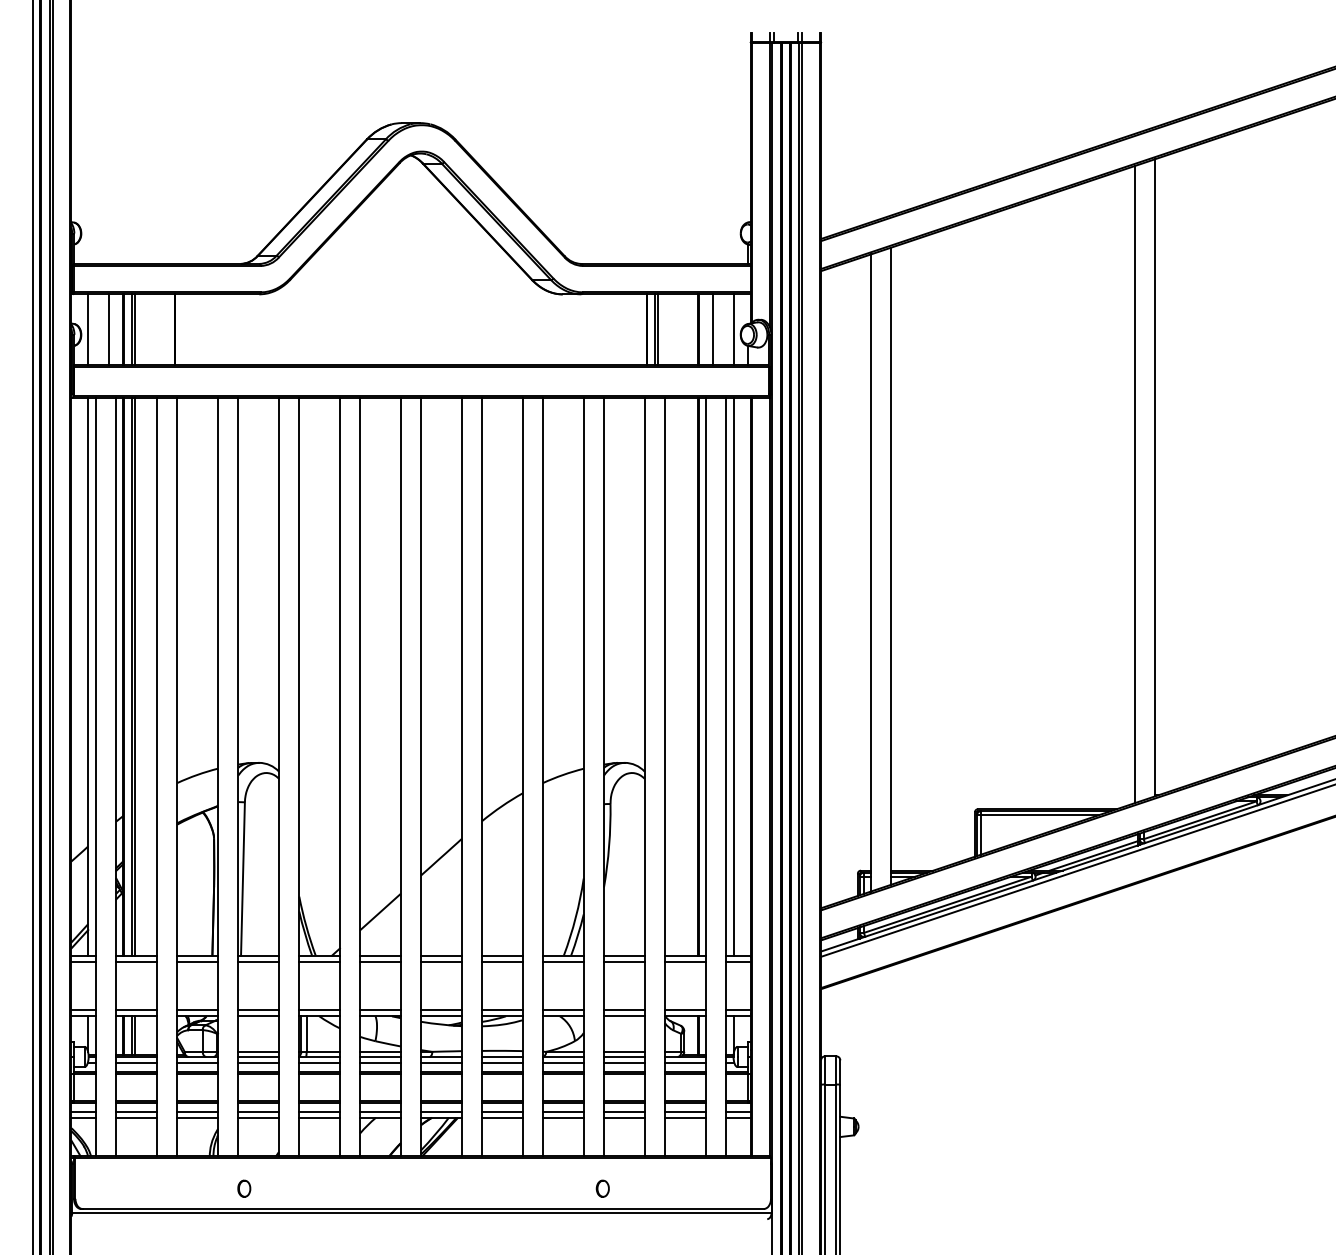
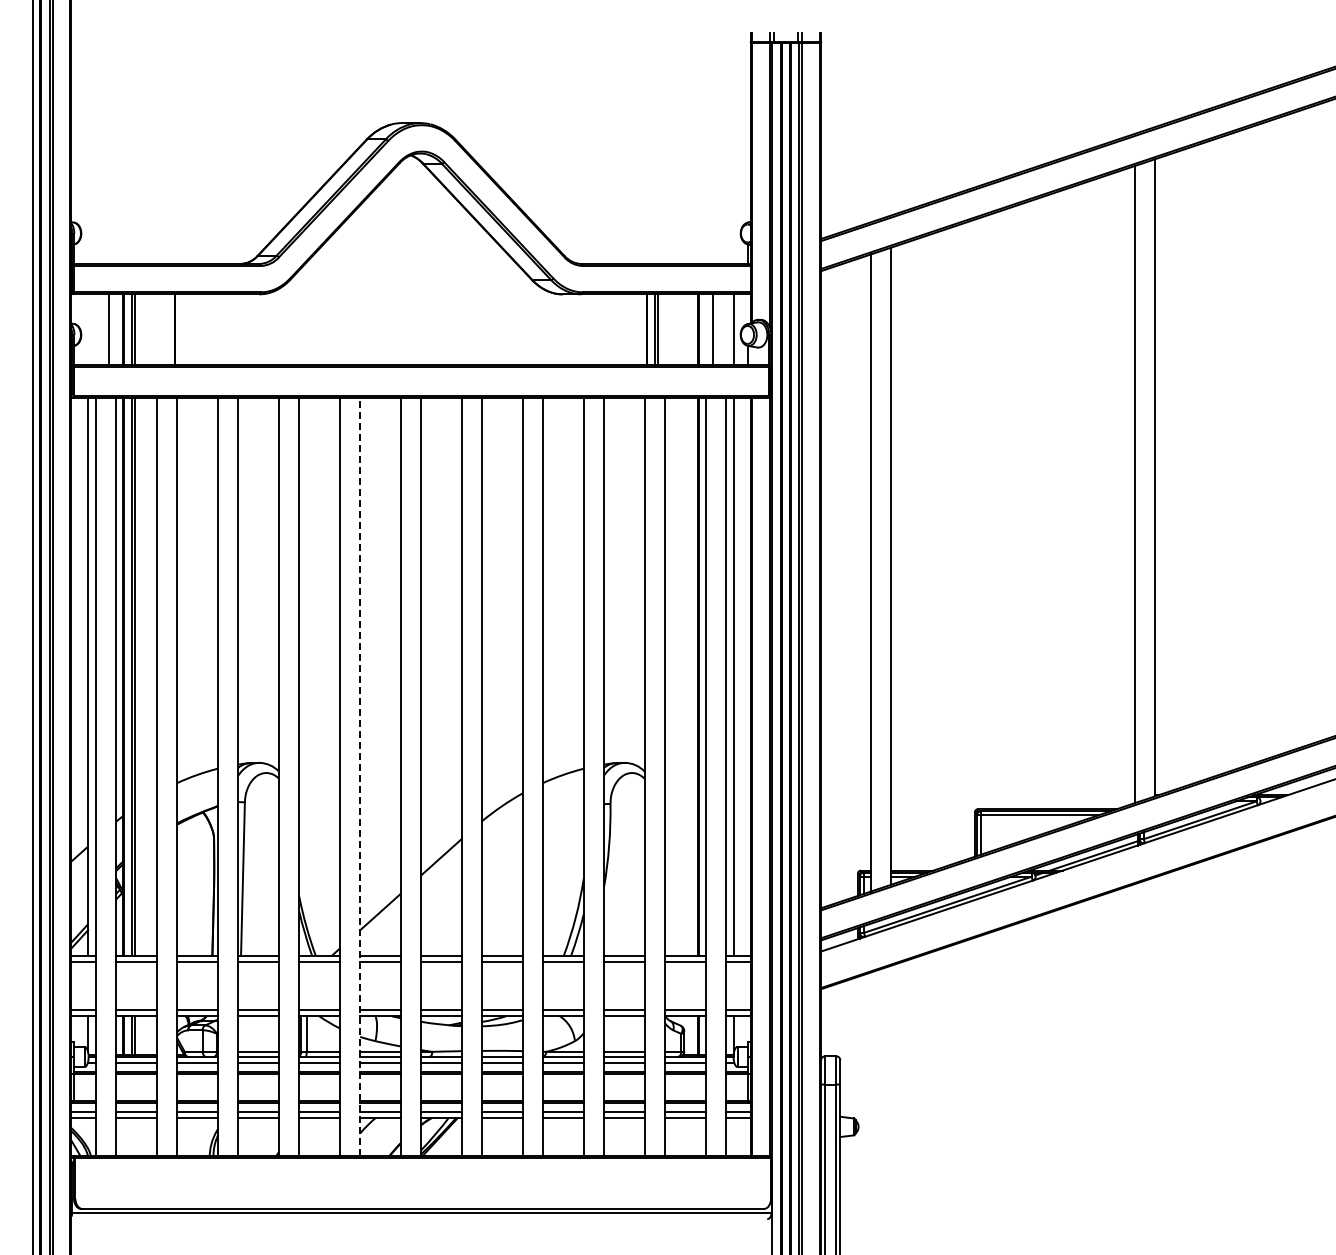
line: present -> none (88, 329)
line: solid -> dashed (360, 777)
line: present -> none (1076, 870)
part: present -> none (244, 1188)
part: present -> none (602, 1188)
